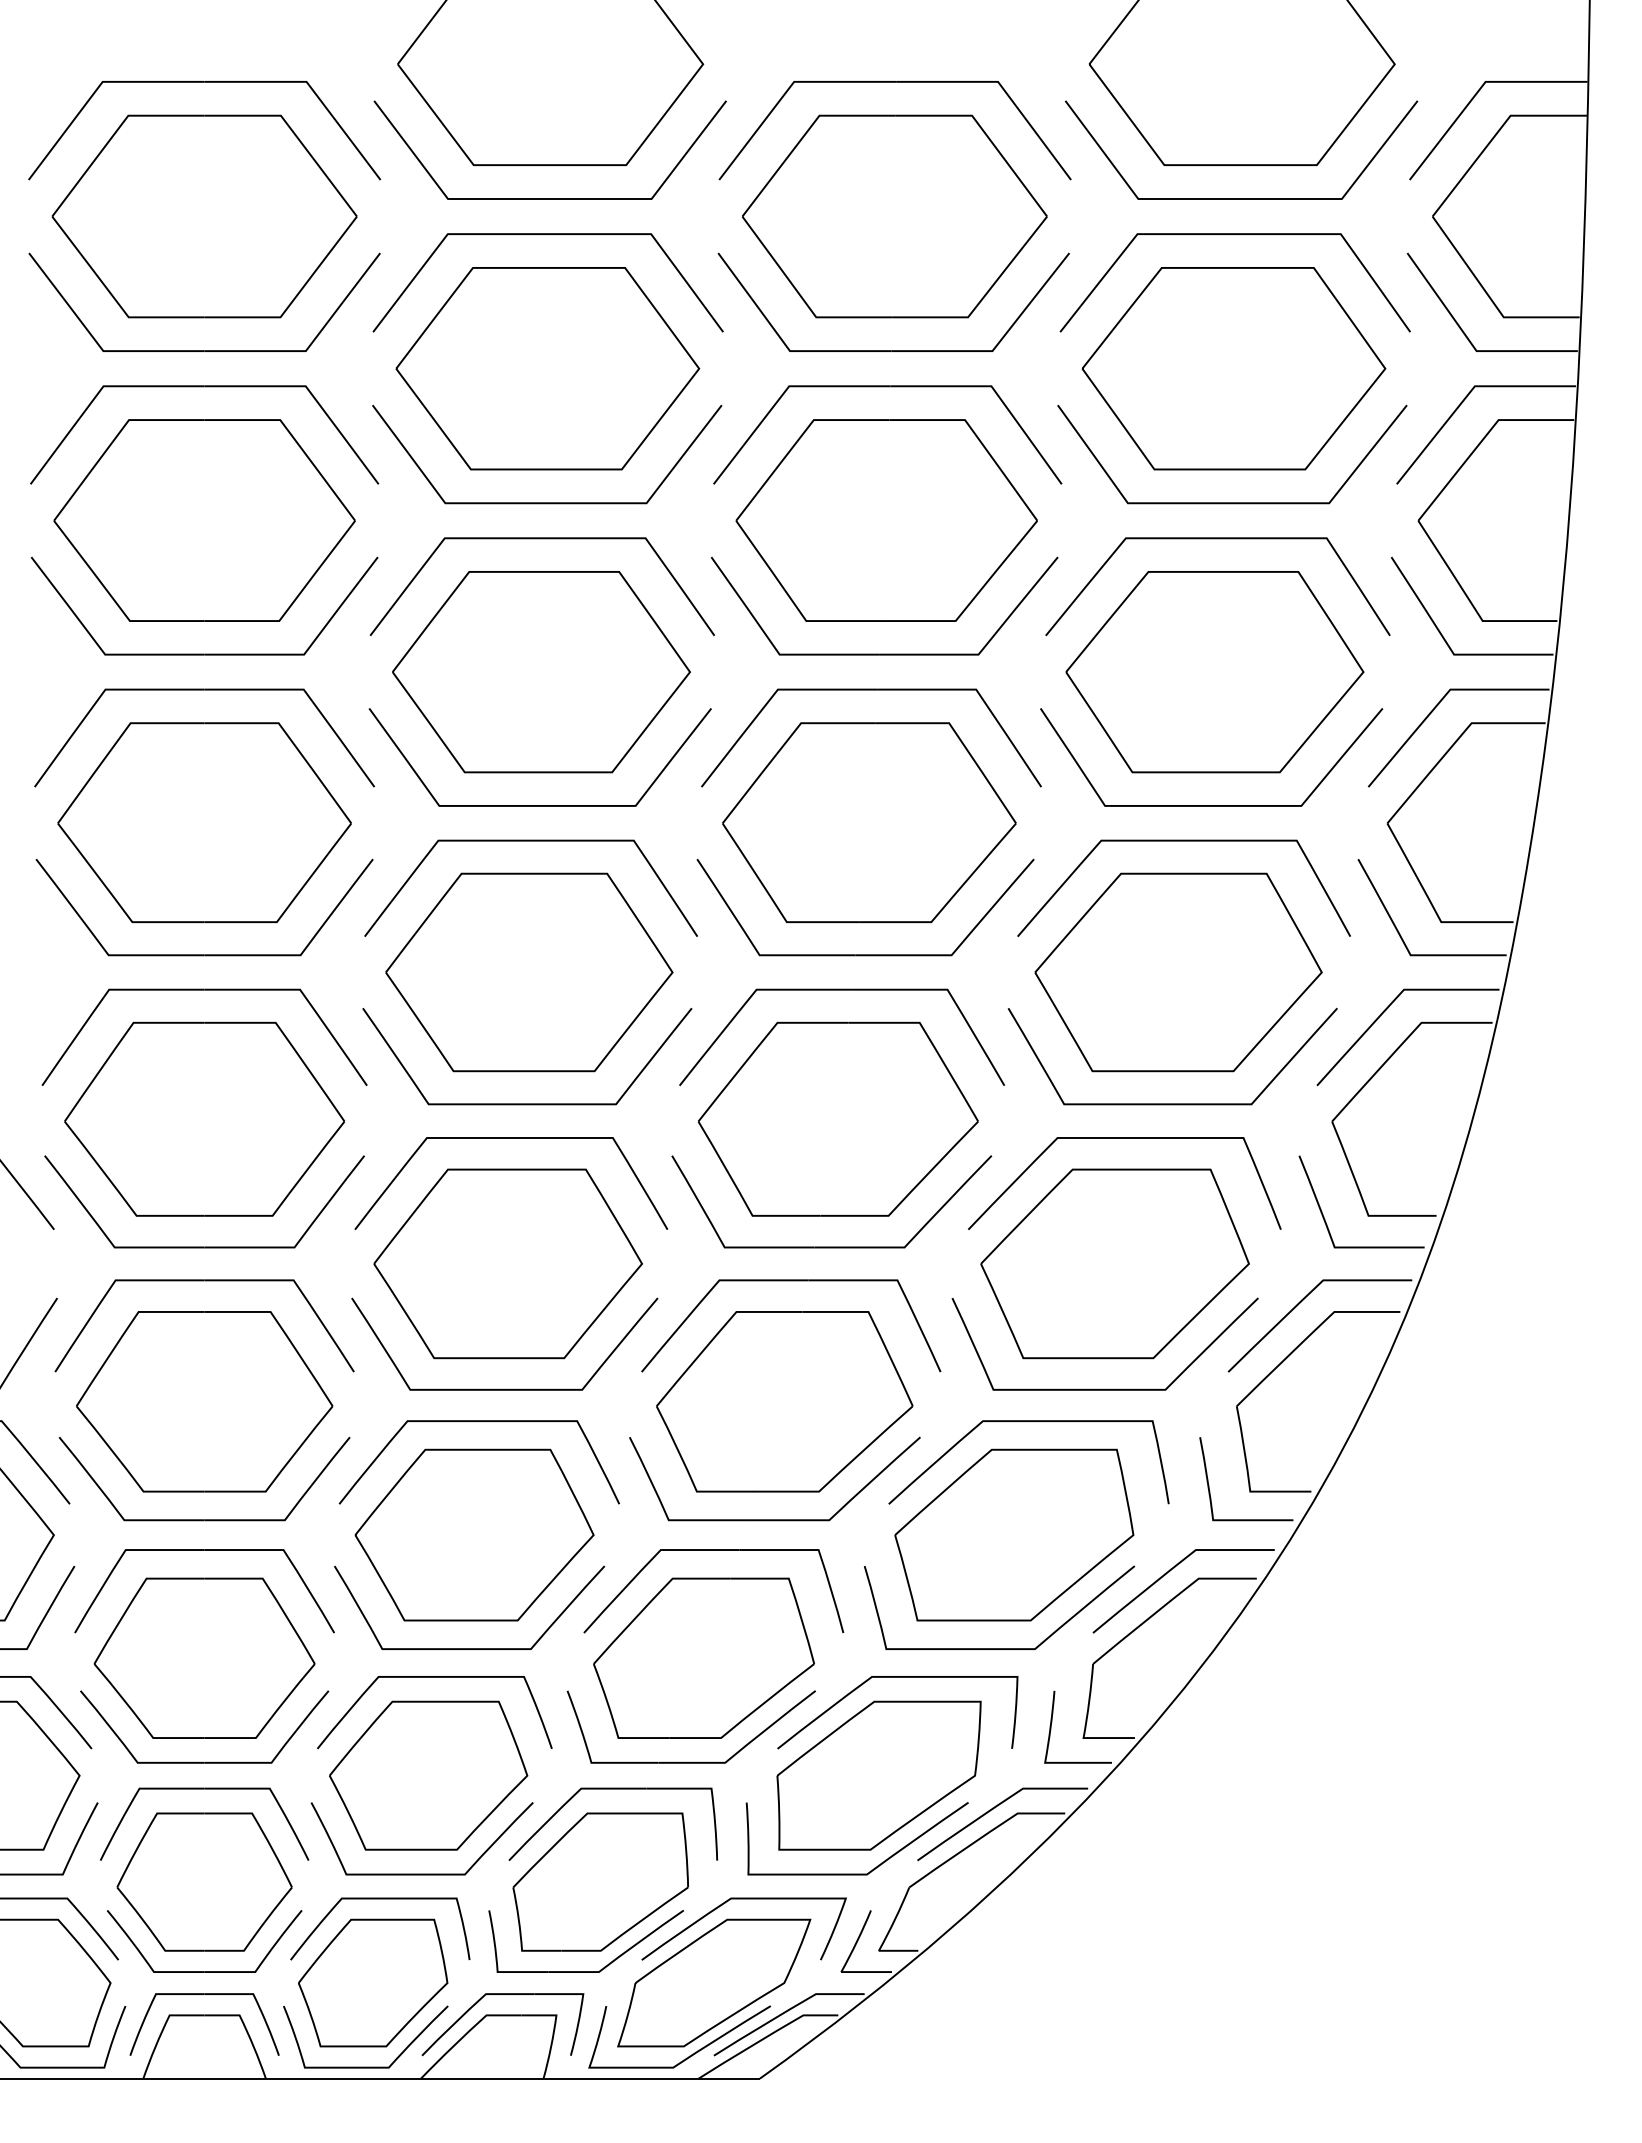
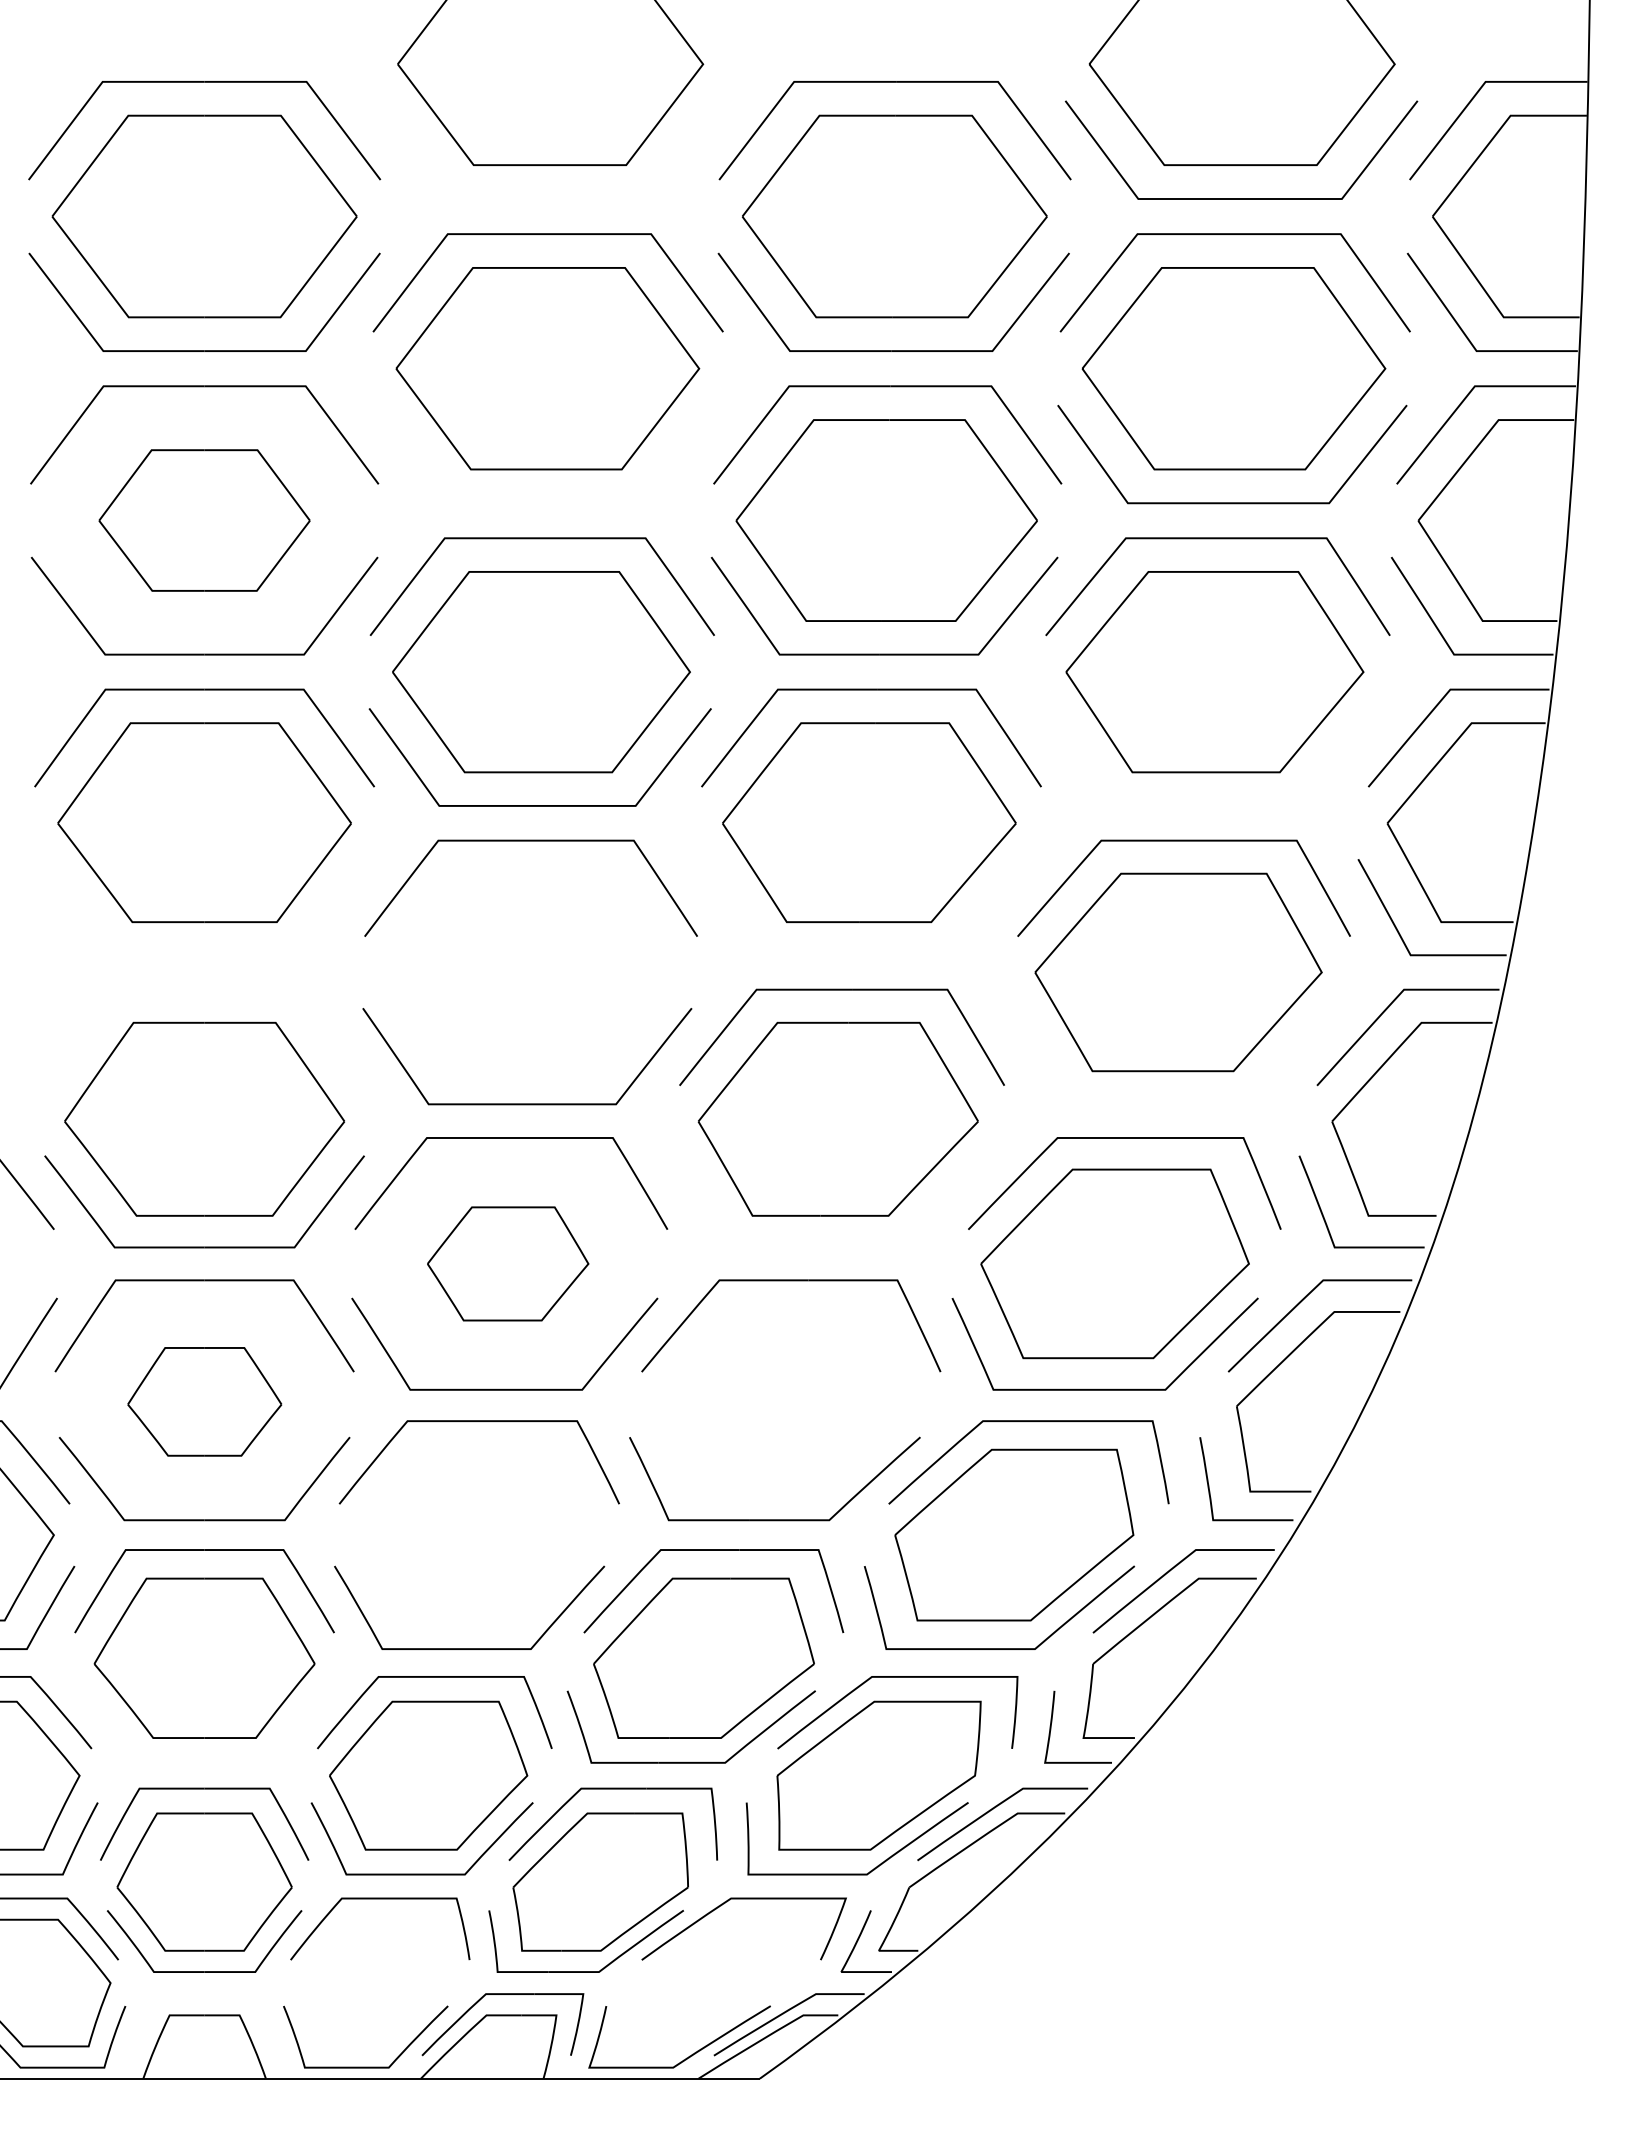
part: present -> none (549, 198)
part: present -> none (547, 502)
part size: 303x203 px -> 213x143 px (204, 520)
part: present -> none (1211, 805)
part: present -> none (204, 954)
part: present -> none (865, 954)
part: present -> none (529, 972)
part: present -> none (204, 990)
part: present -> none (1172, 1103)
part: present -> none (831, 1246)
part size: 270x192 px -> 163x116 px (508, 1263)
part size: 258x182 px -> 156x110 px (204, 1401)
part: present -> none (784, 1401)
part: present -> none (474, 1534)
part: present -> none (204, 1761)
part: present -> none (373, 1982)
part: present -> none (714, 1982)
part: present -> none (204, 1994)
